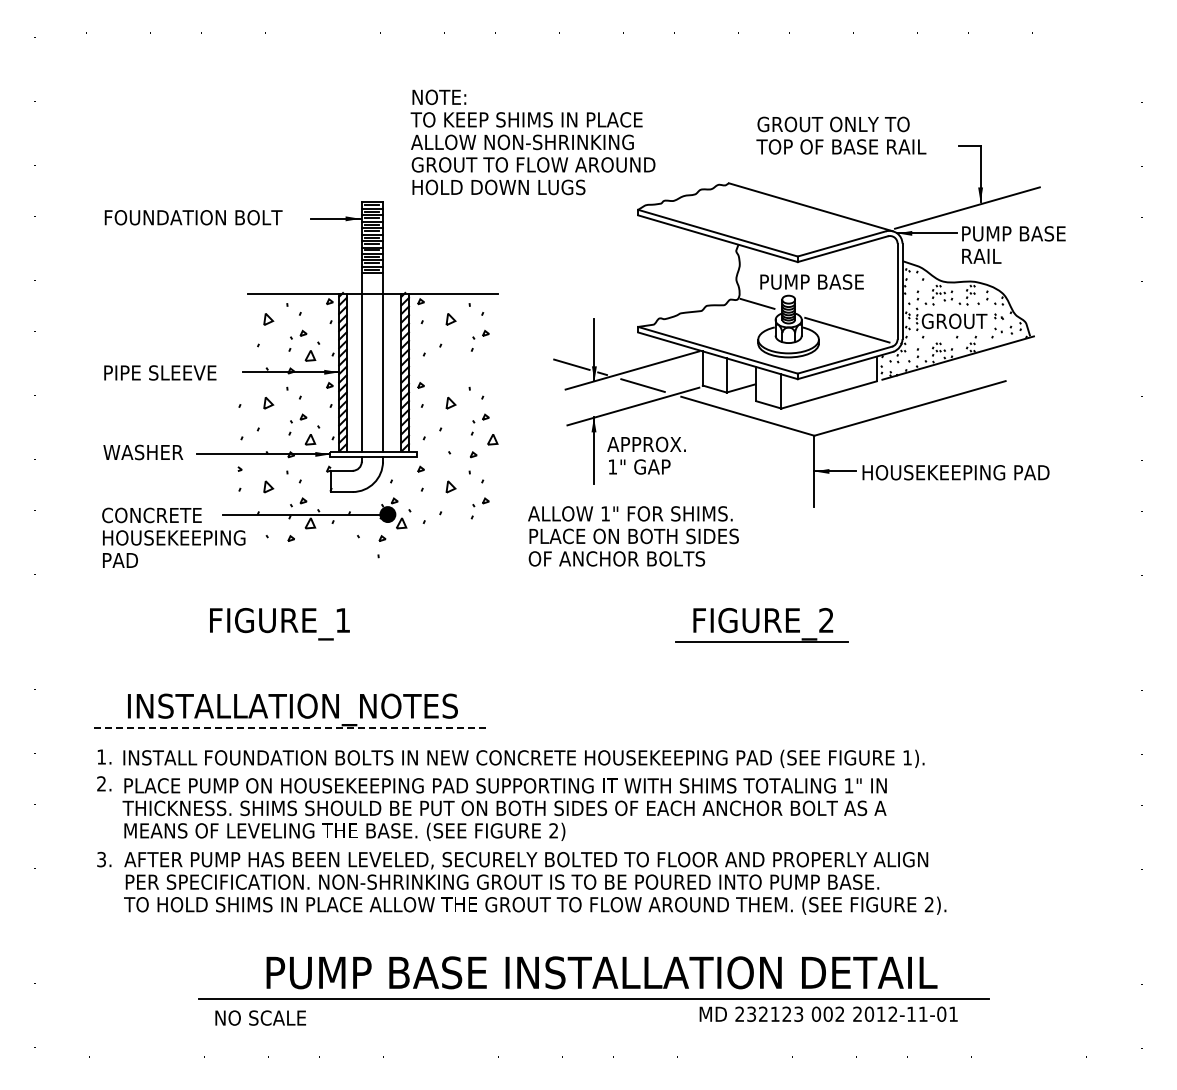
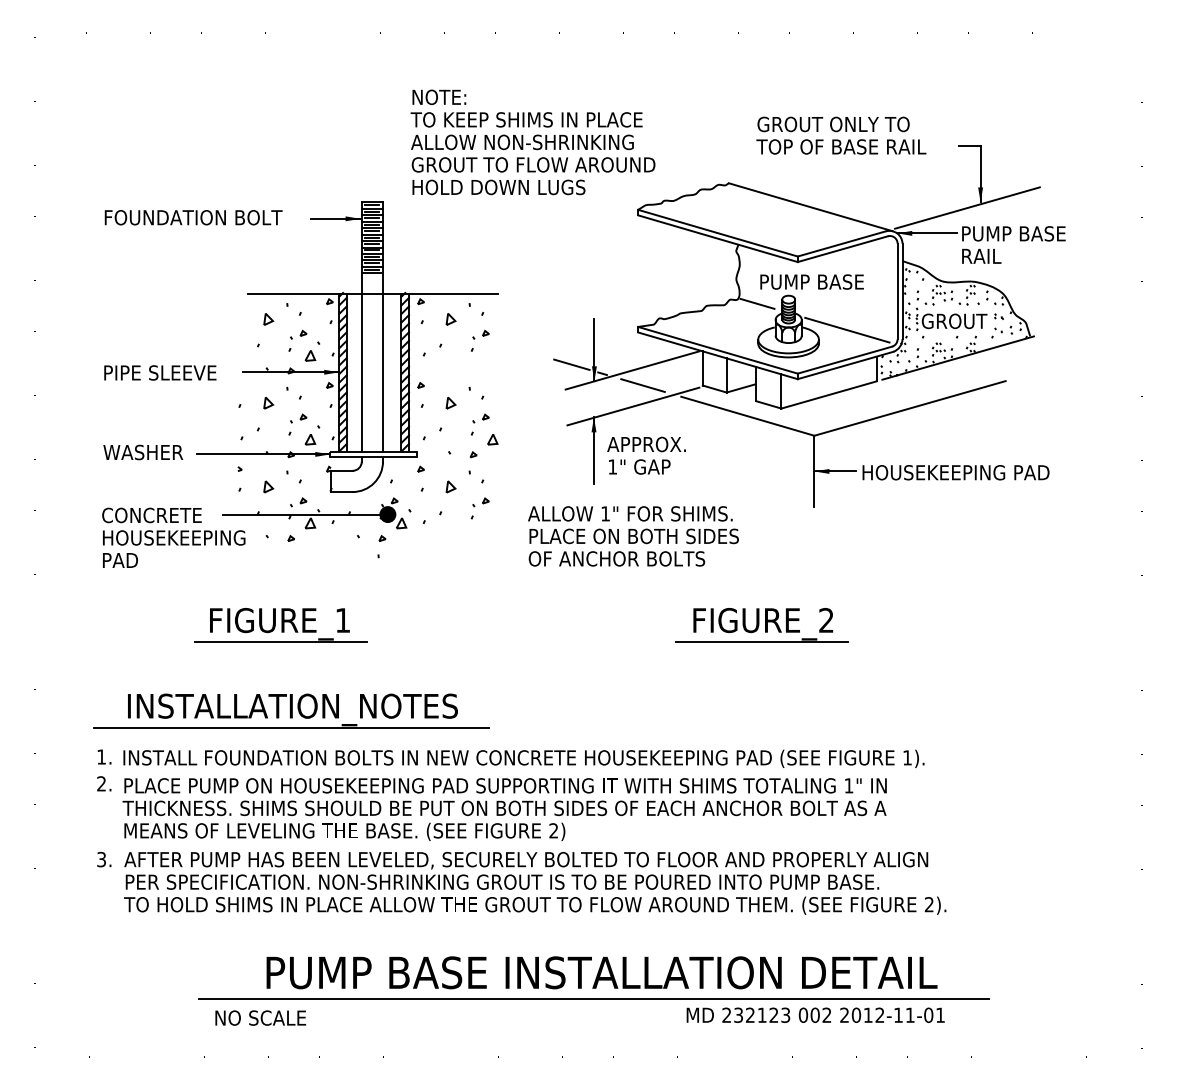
line: none -> present (280, 642)
line: dashed -> solid (291, 728)
text position: (828, 1013) -> (815, 1014) (815, 1014)
